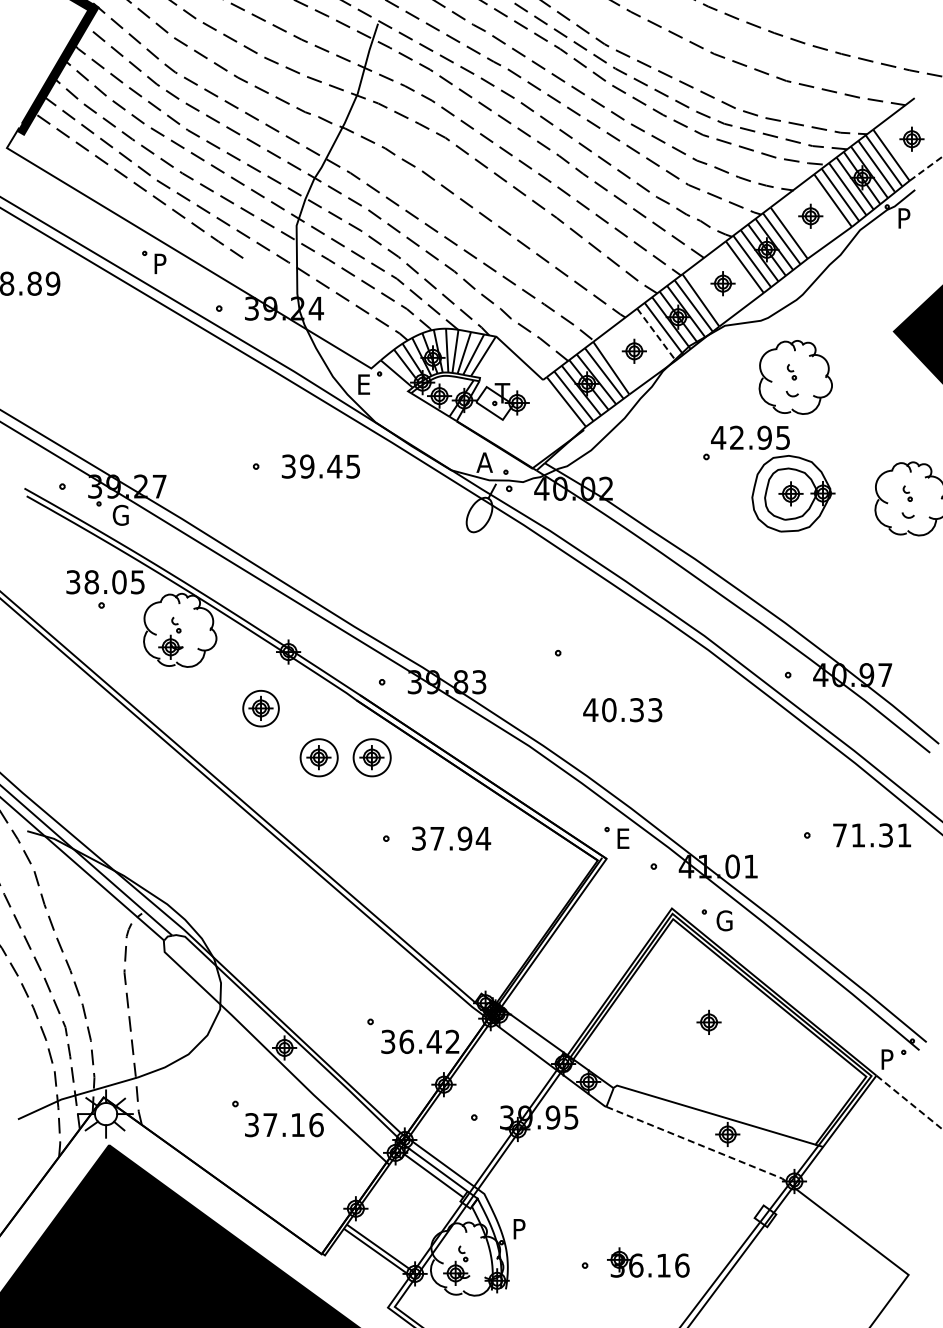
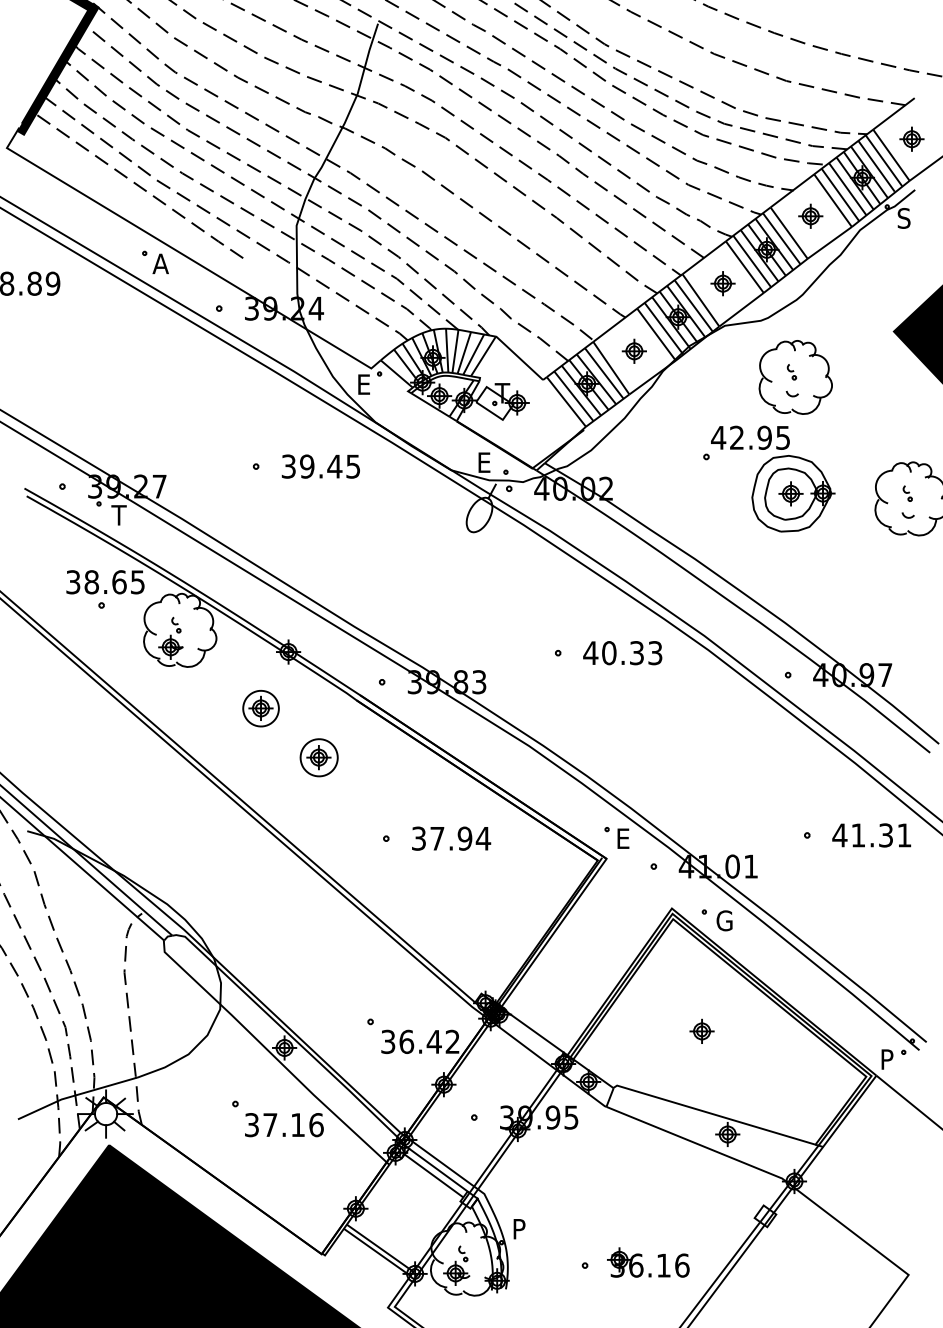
line: dashed -> solid (926, 168)
text: P -> S (903, 218)
text: P -> A (160, 263)
line: dashed -> solid (656, 335)
text: A -> E (484, 462)
text: G -> T (119, 514)
text: 38.05 -> 38.65 (119, 582)
text position: (622, 710) -> (622, 653) (622, 653)
part: present -> none (371, 757)
text: 71.31 -> 41.31 (839, 835)
part position: (708, 1021) -> (701, 1030) (701, 1030)
line: dashed -> solid (909, 1102)
line: dashed -> solid (699, 1144)
